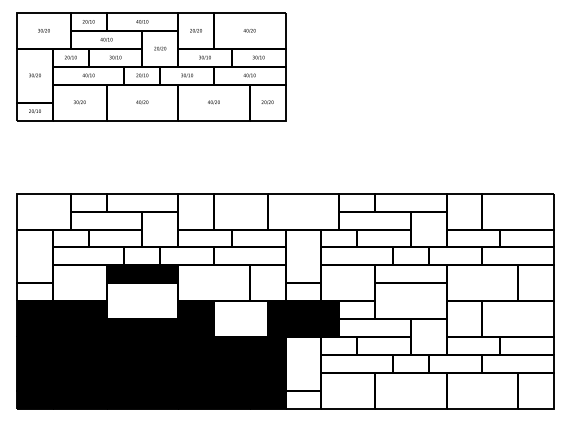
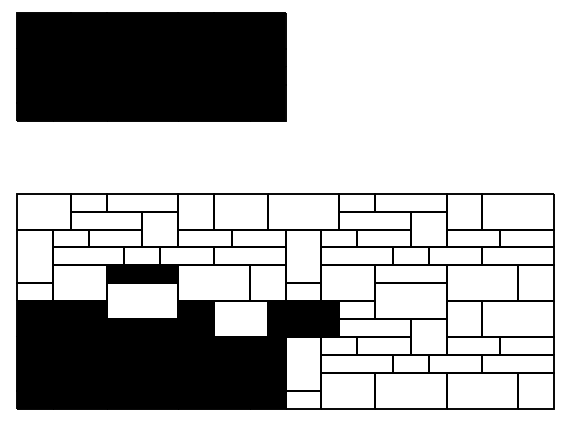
fill: none -> present (151, 66)
